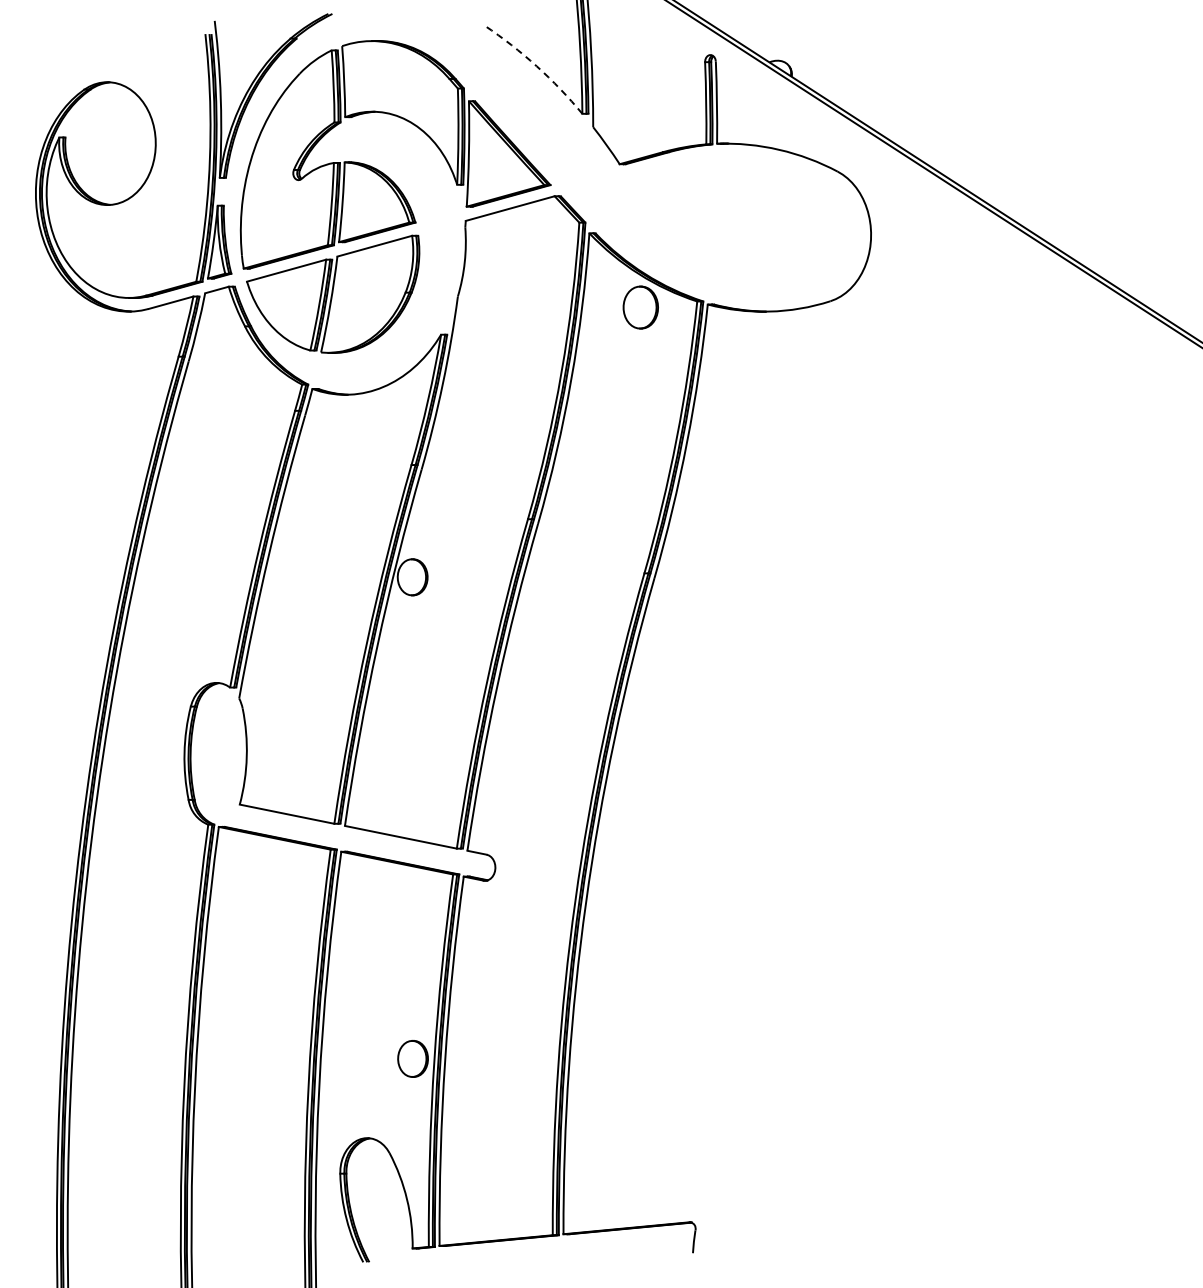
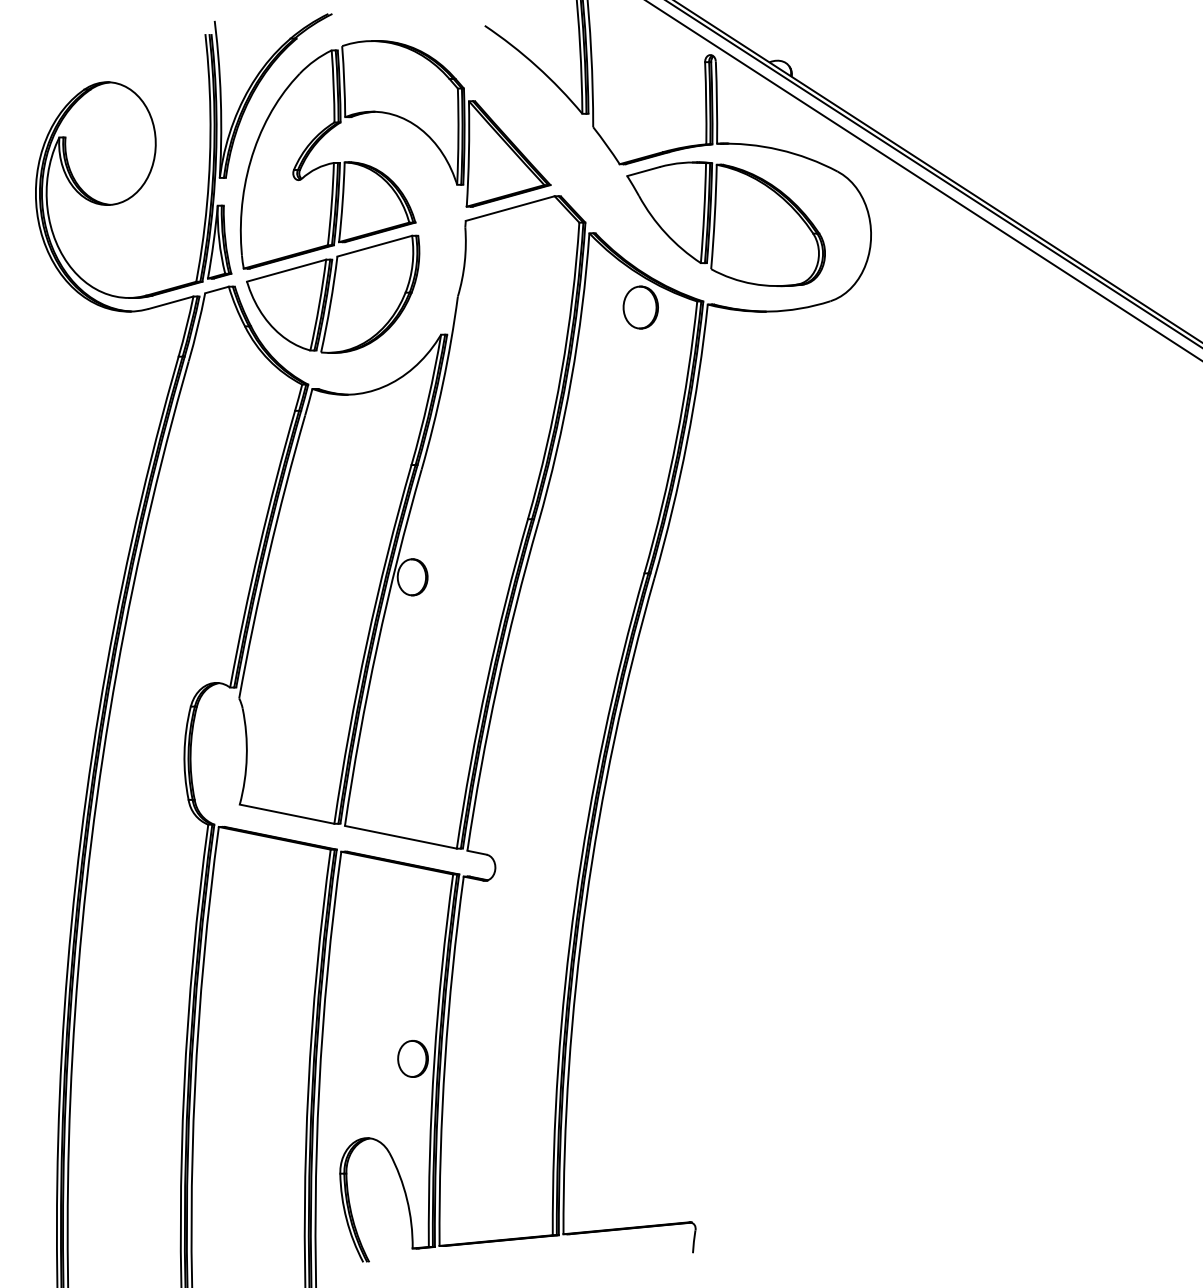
arc: dashed -> solid (536, 66)
line: none -> present (923, 180)
part: none -> present (725, 224)
